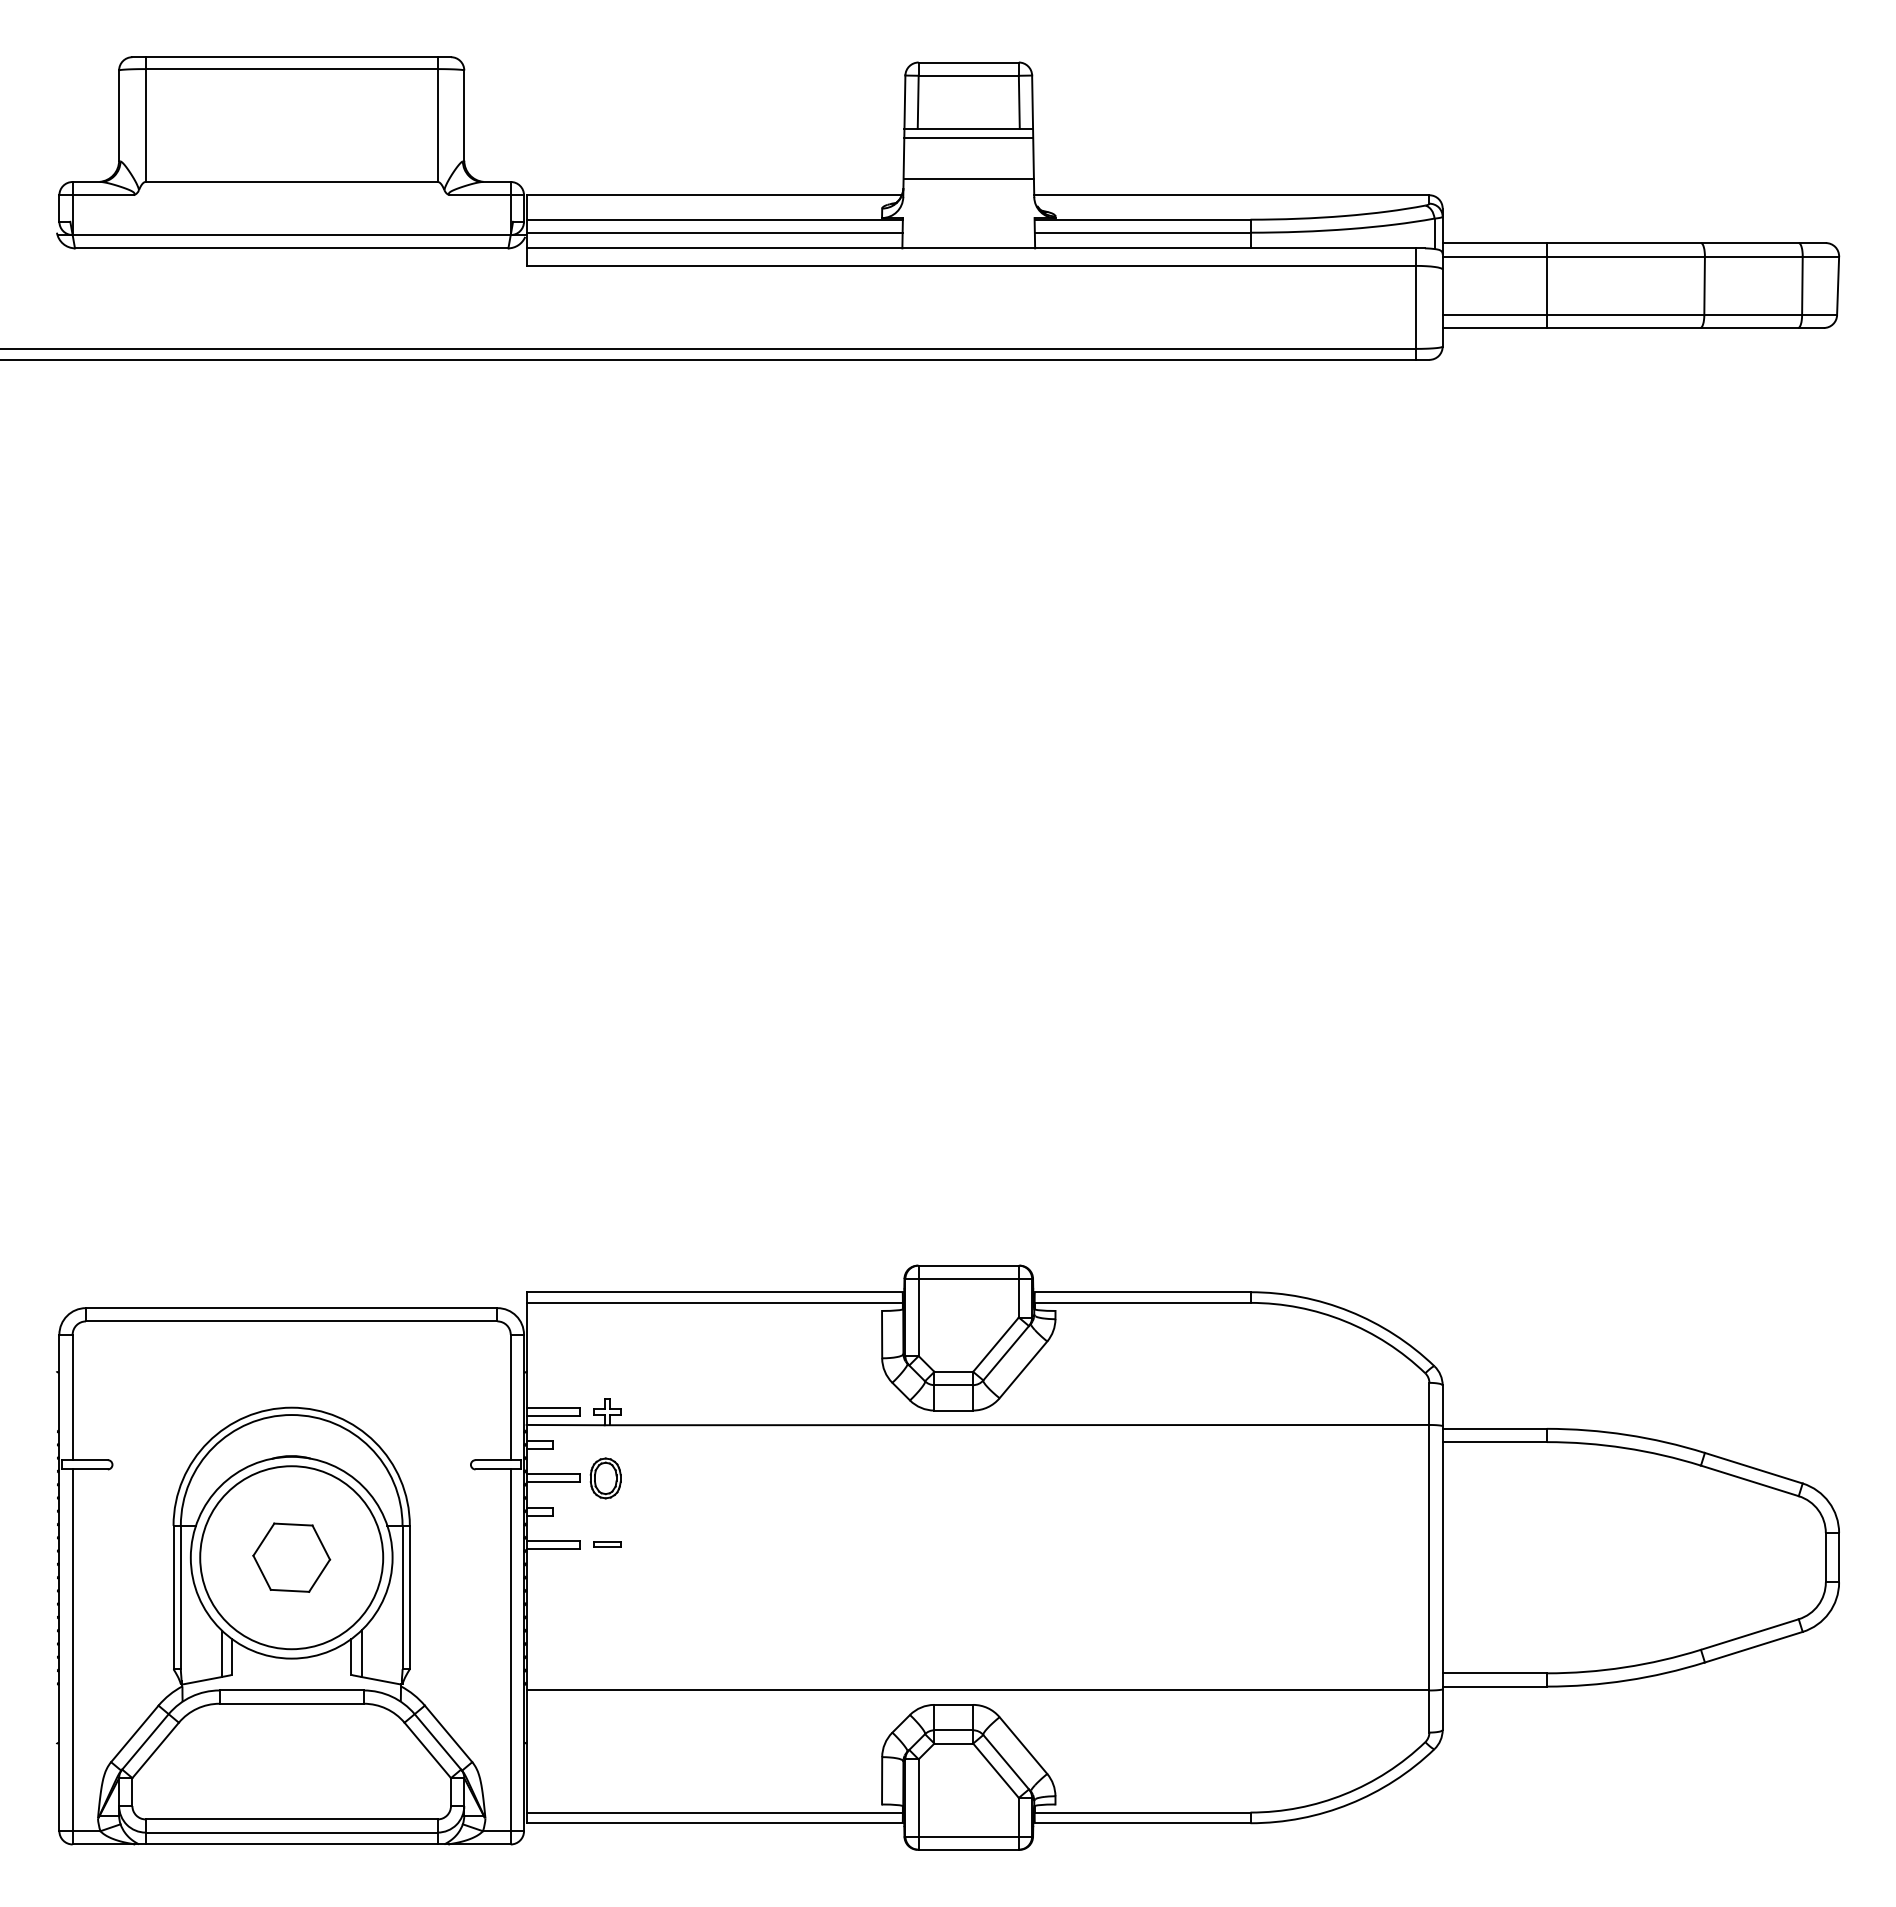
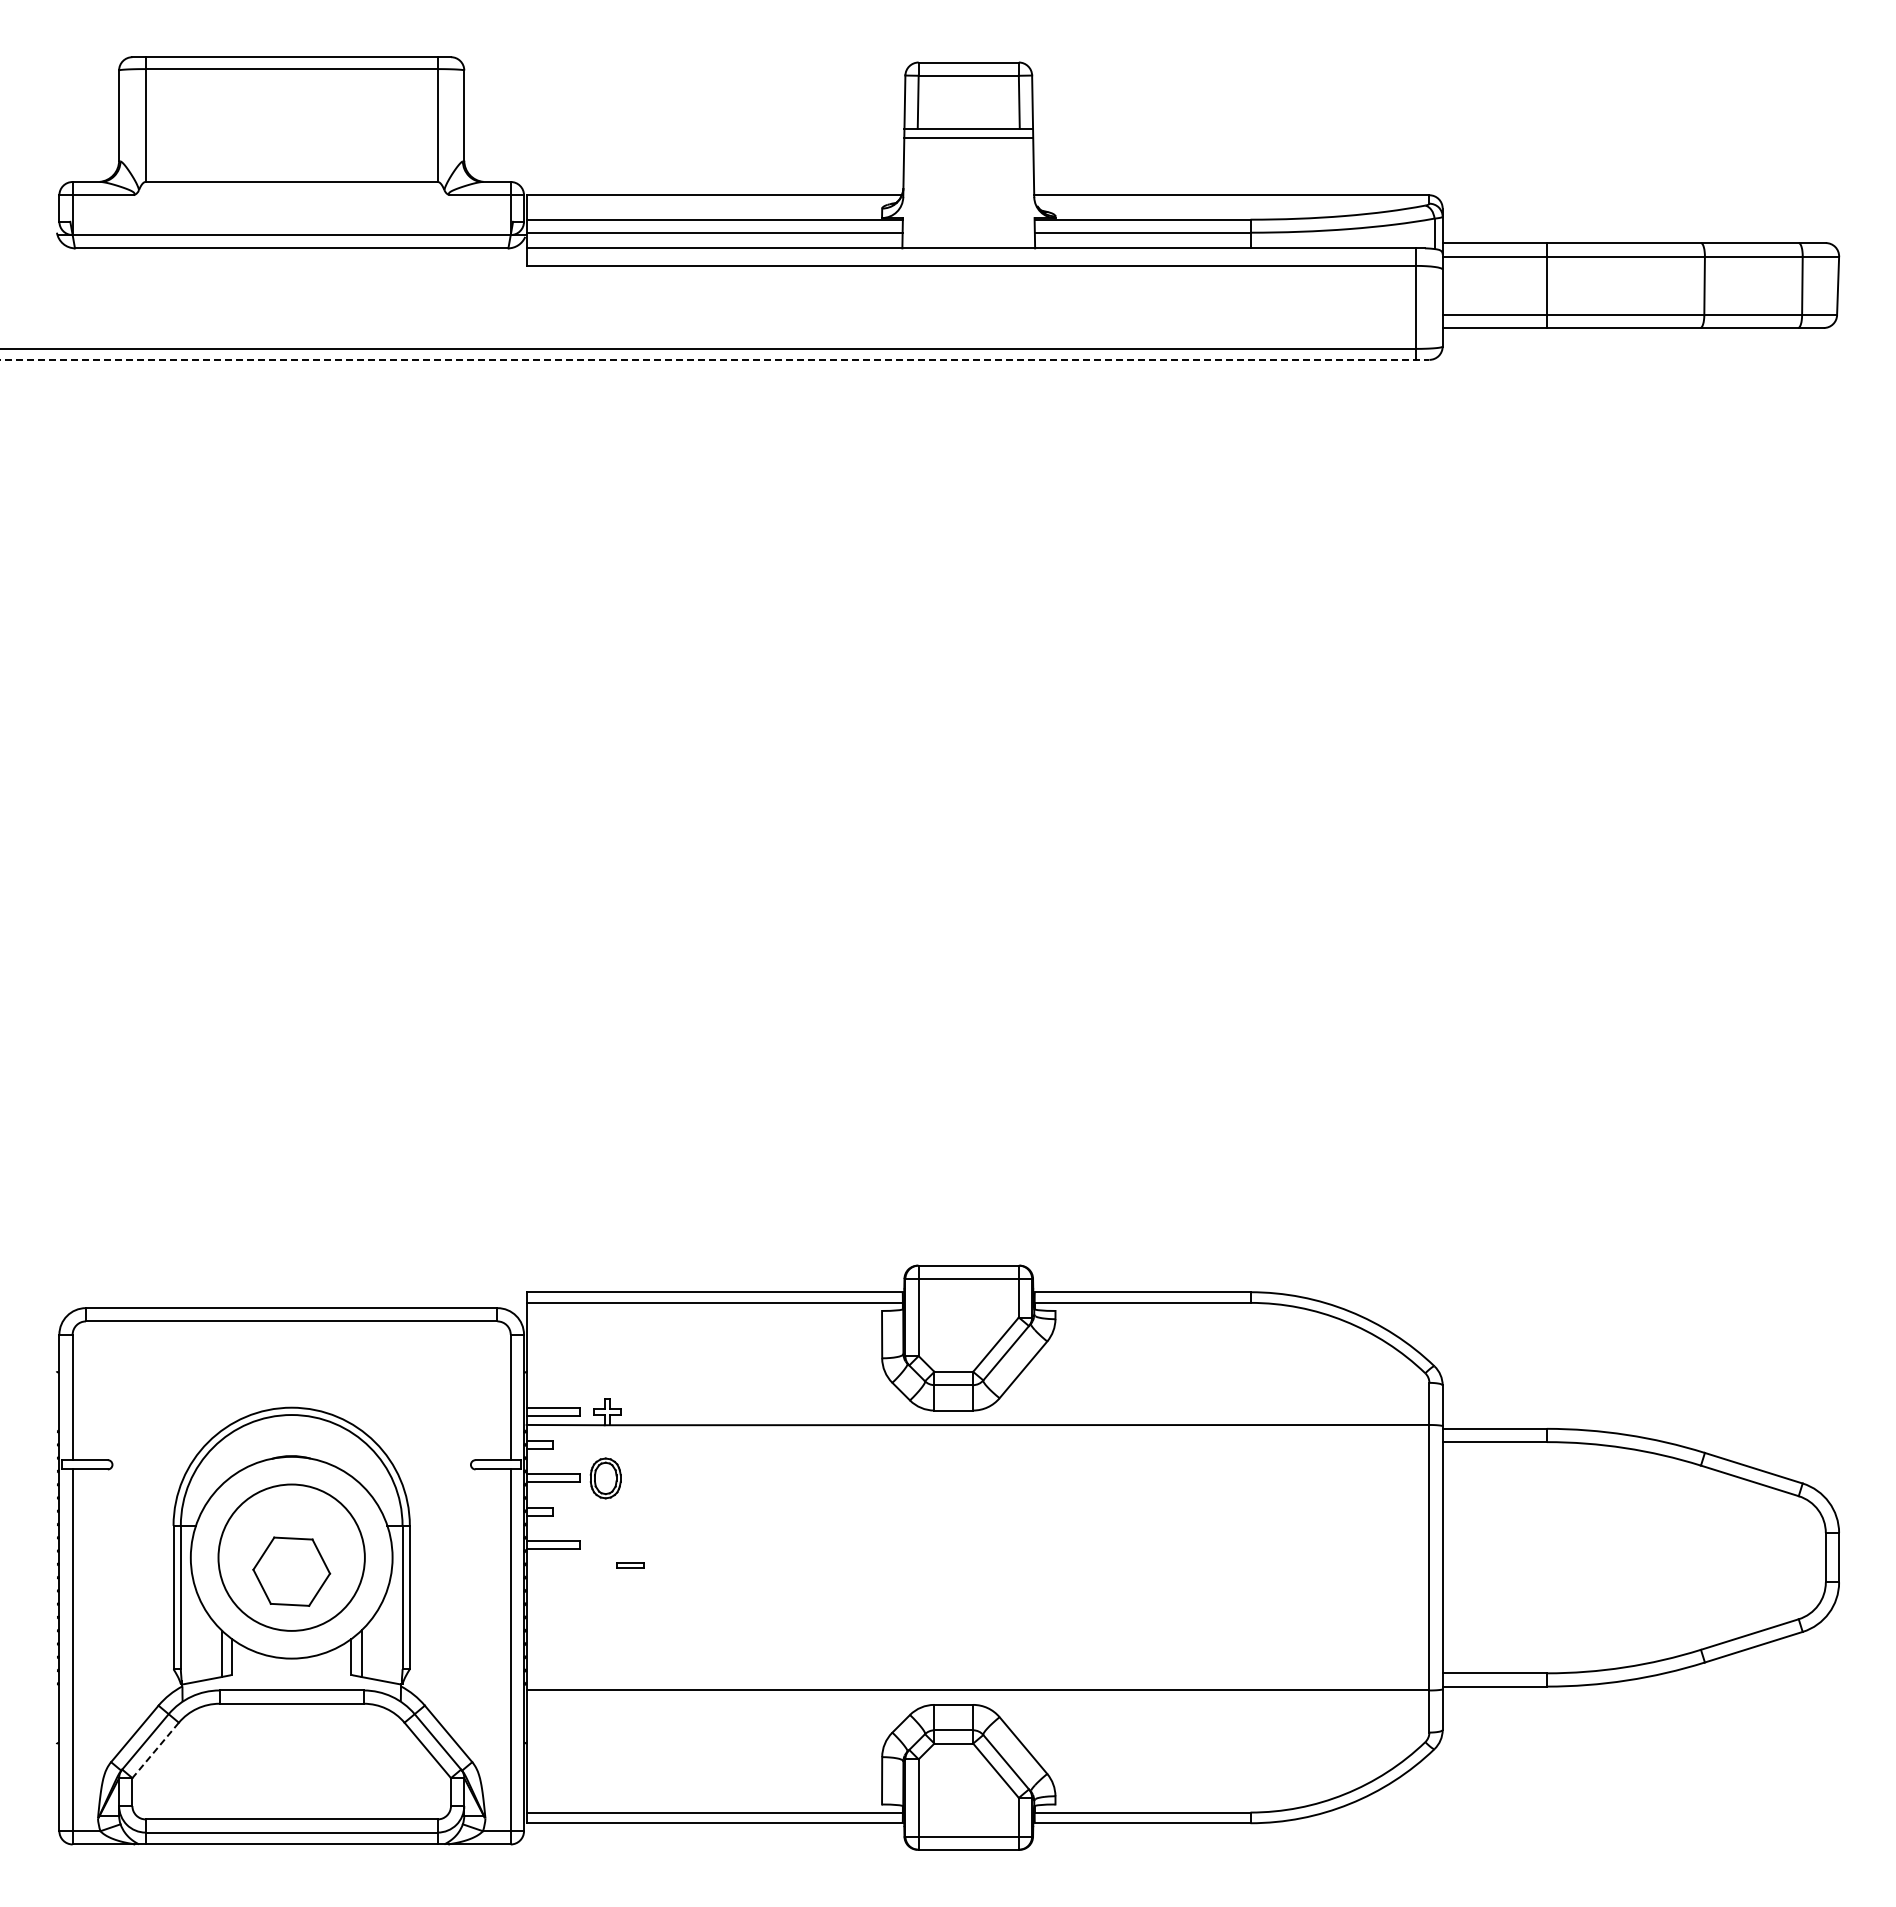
line: present -> none (968, 179)
line: solid -> dashed (715, 359)
part position: (607, 1544) -> (630, 1565) (630, 1565)
circle diameter: 183 px -> 146 px (291, 1557)
part position: (291, 1557) -> (291, 1571) (291, 1571)
line: solid -> dashed (155, 1750)
